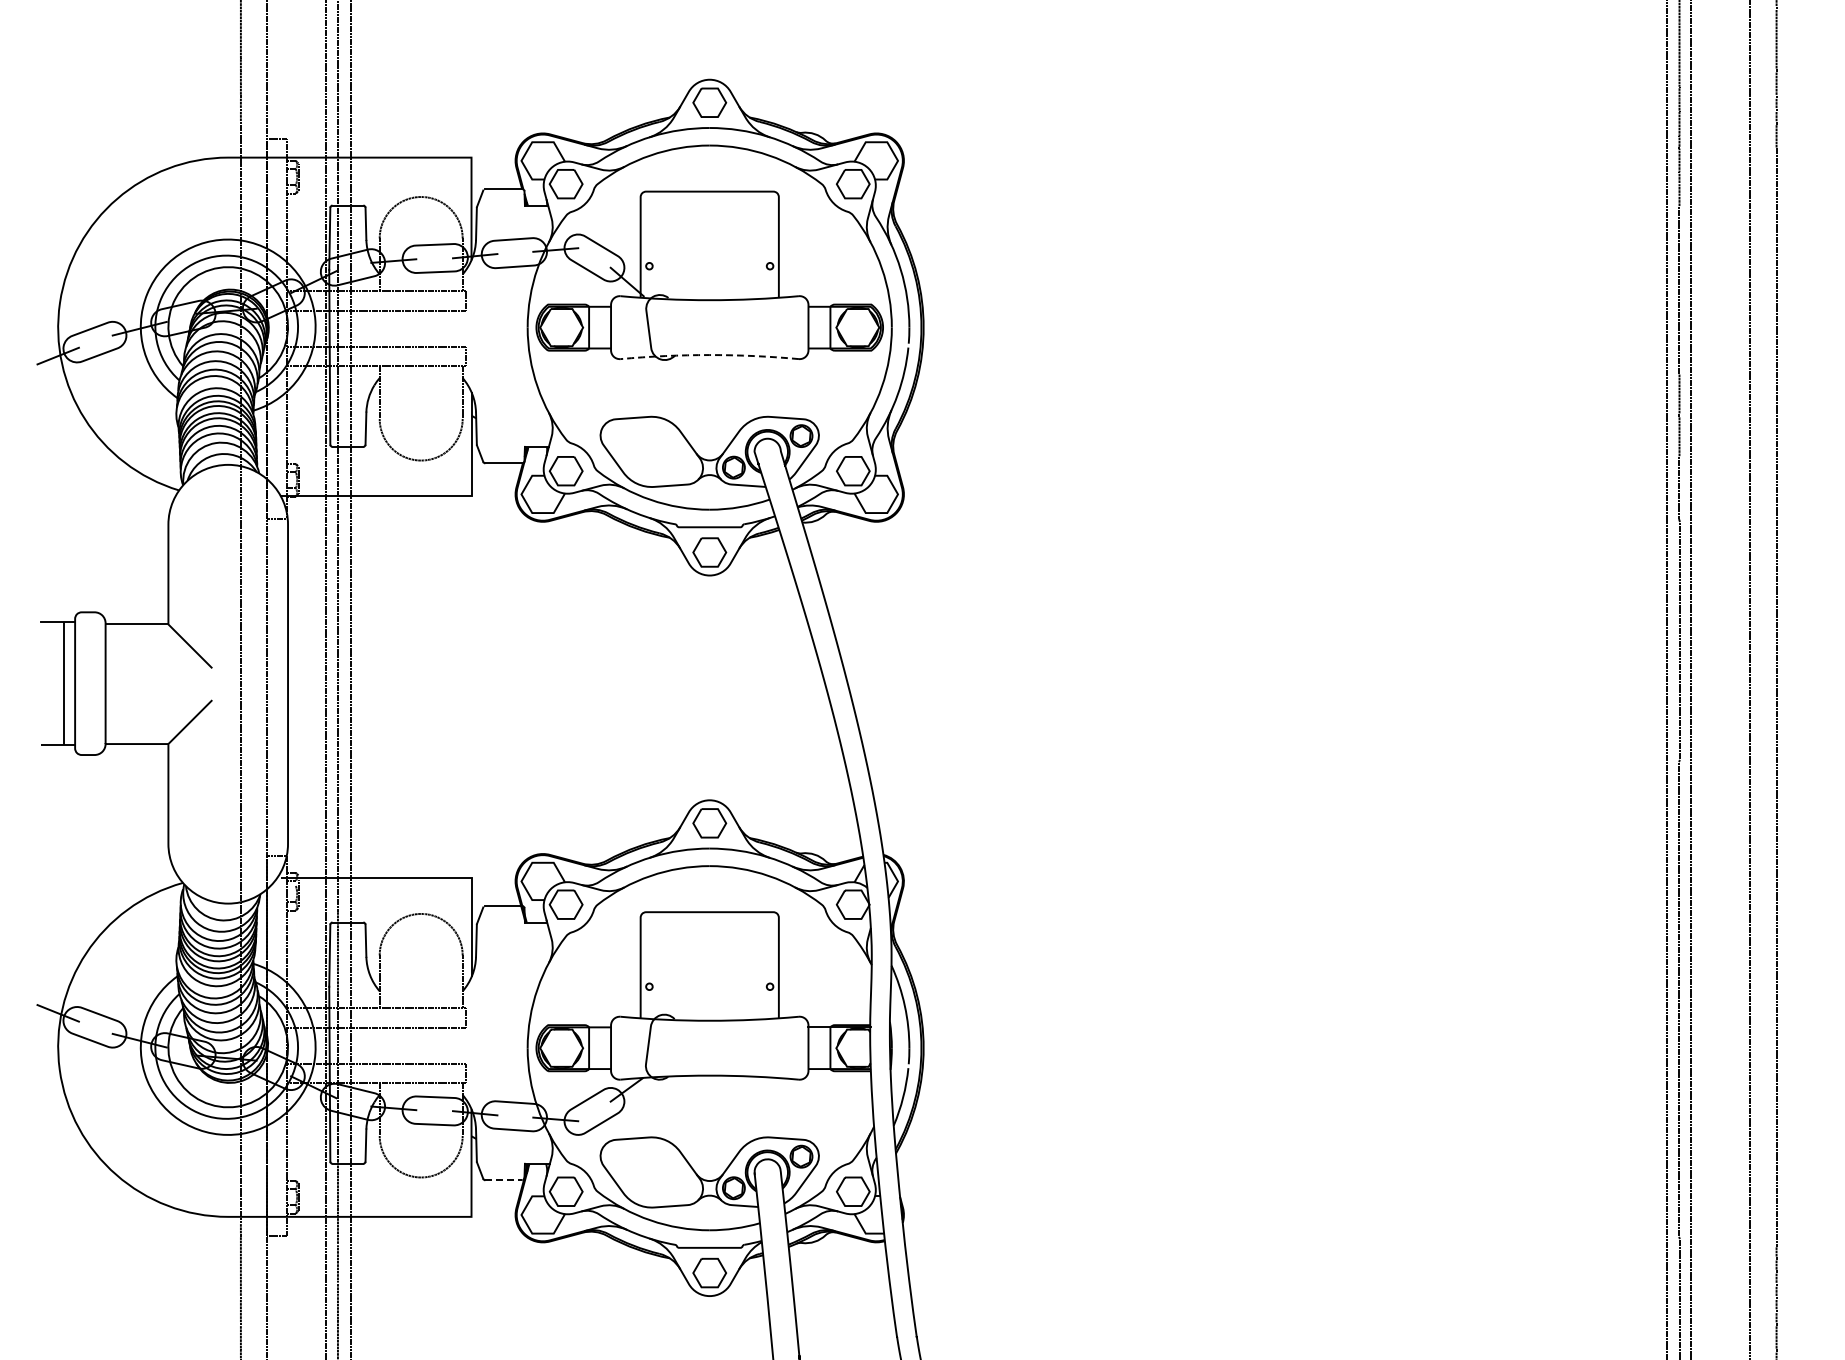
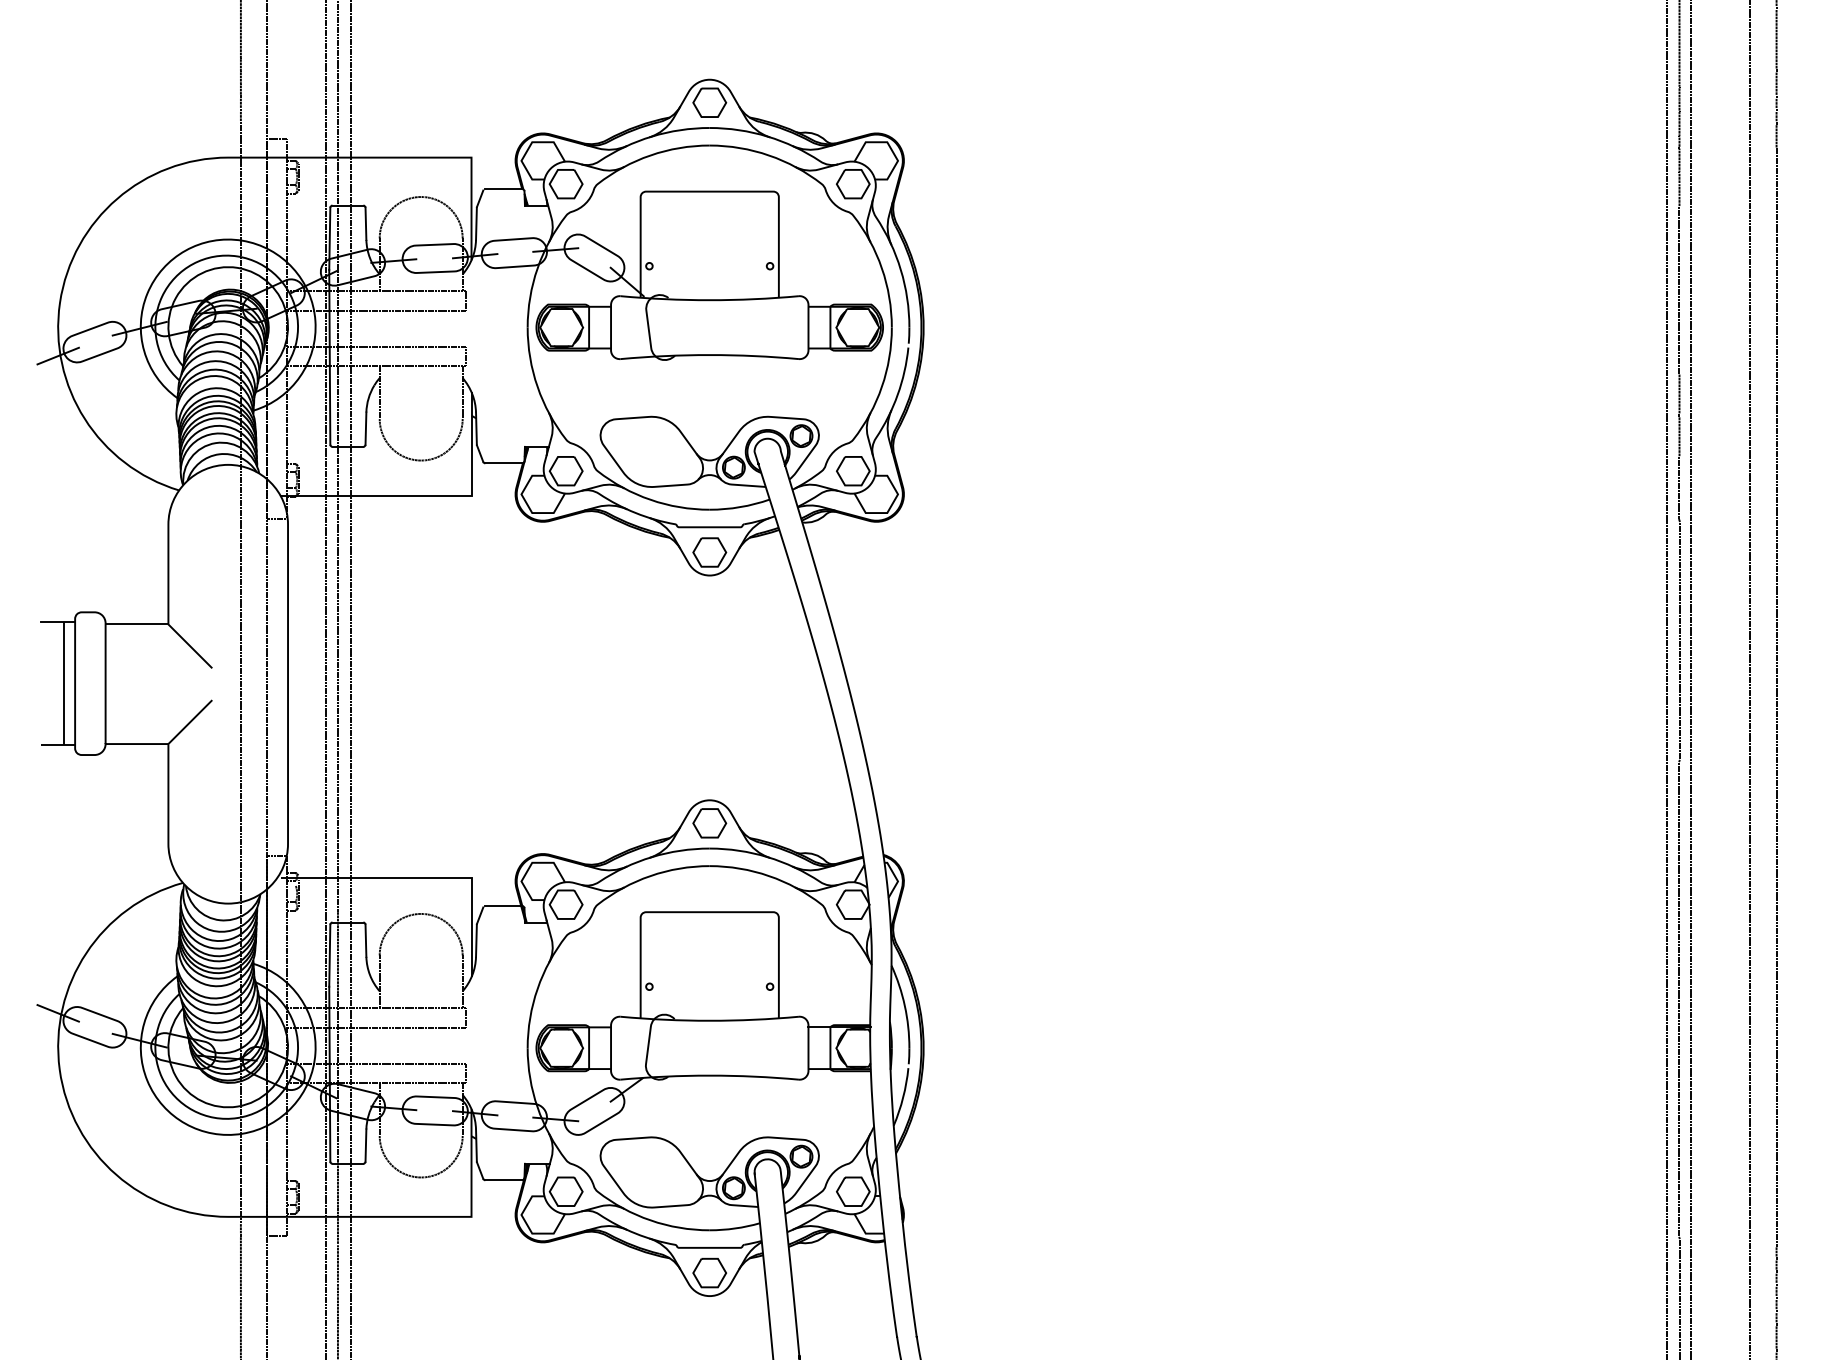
arc: dashed -> solid (709, 355)
line: dashed -> solid (504, 1180)
